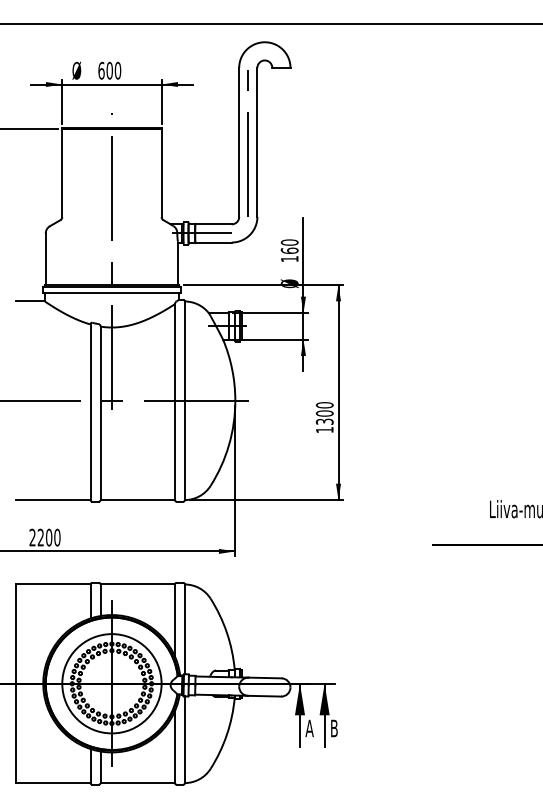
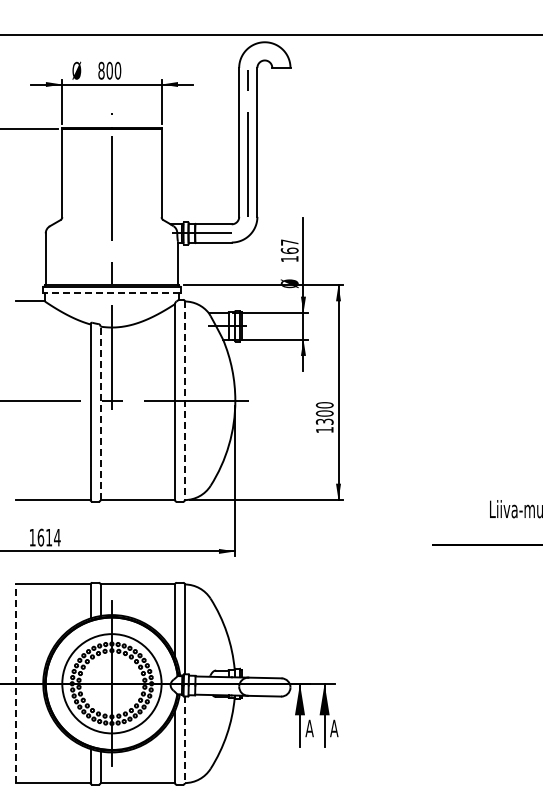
line position: (270, 24) -> (270, 35) (270, 35)
text: 600 -> 800 (101, 70)
text: 160 -> 167 (289, 242)
line: solid -> dashed (111, 293)
line: solid -> dashed (184, 401)
line: solid -> dashed (100, 413)
text: 2200 -> 1614 (44, 537)
line: solid -> dashed (16, 683)
text: B -> A (334, 728)
line: solid -> dashed (184, 740)
